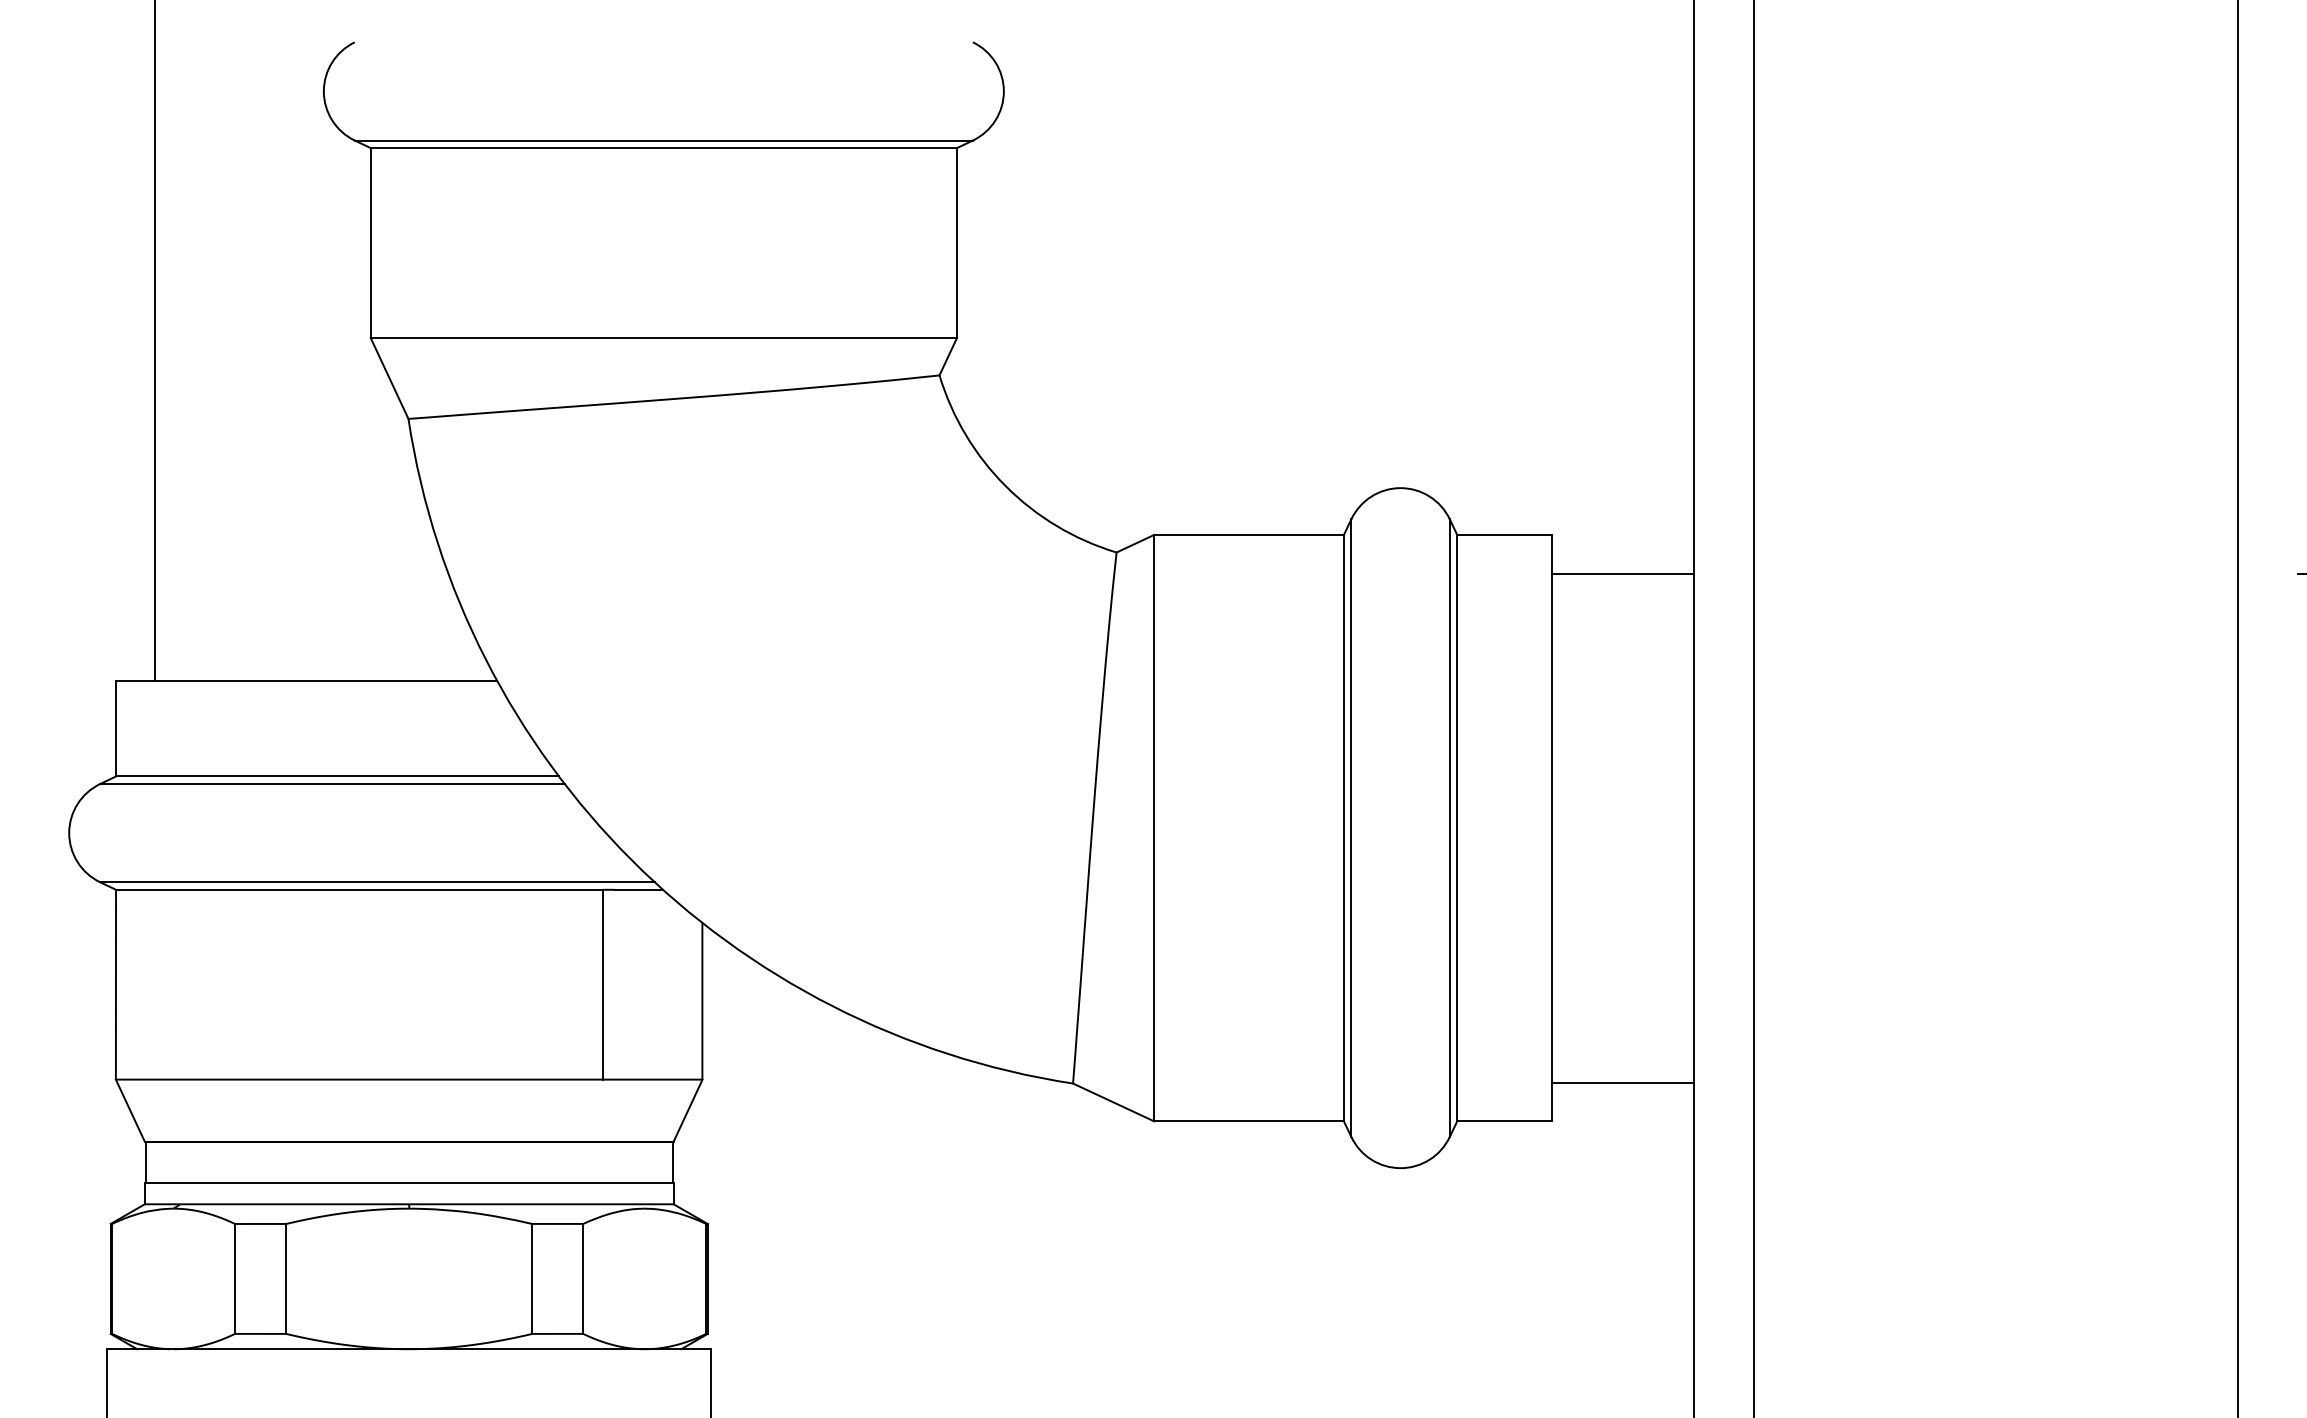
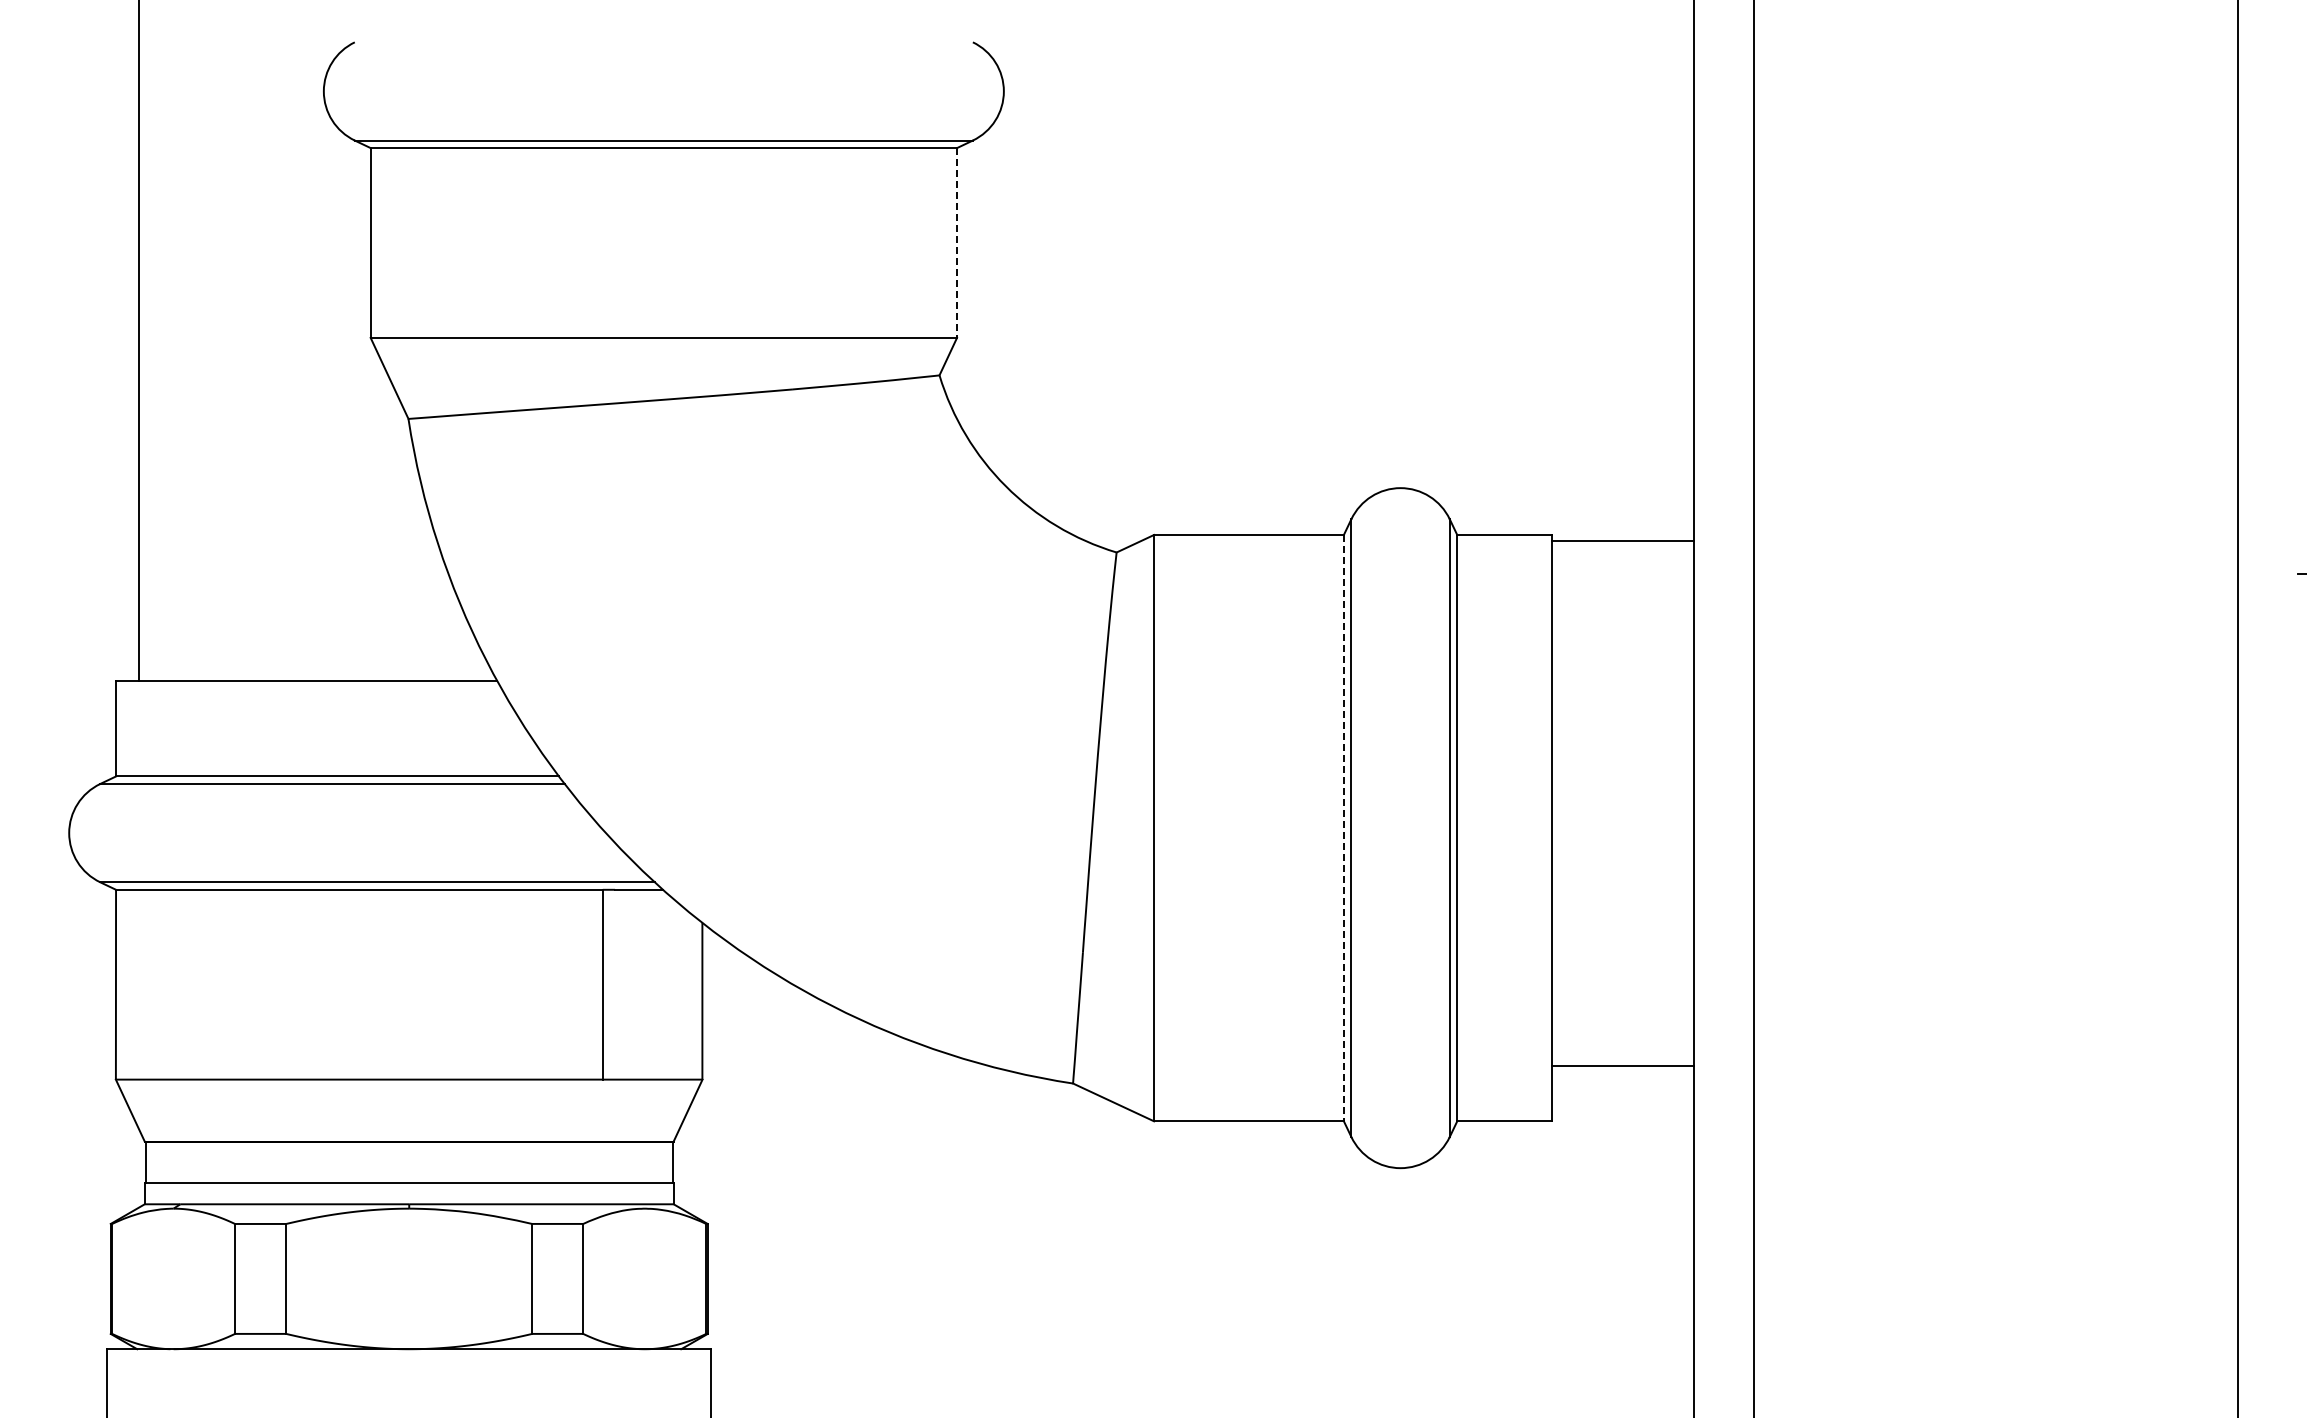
line: solid -> dashed (957, 243)
line position: (154, 341) -> (138, 341) (138, 341)
line position: (1622, 573) -> (1622, 540) (1622, 540)
line: solid -> dashed (1343, 828)
line position: (1622, 1082) -> (1622, 1065) (1622, 1065)
